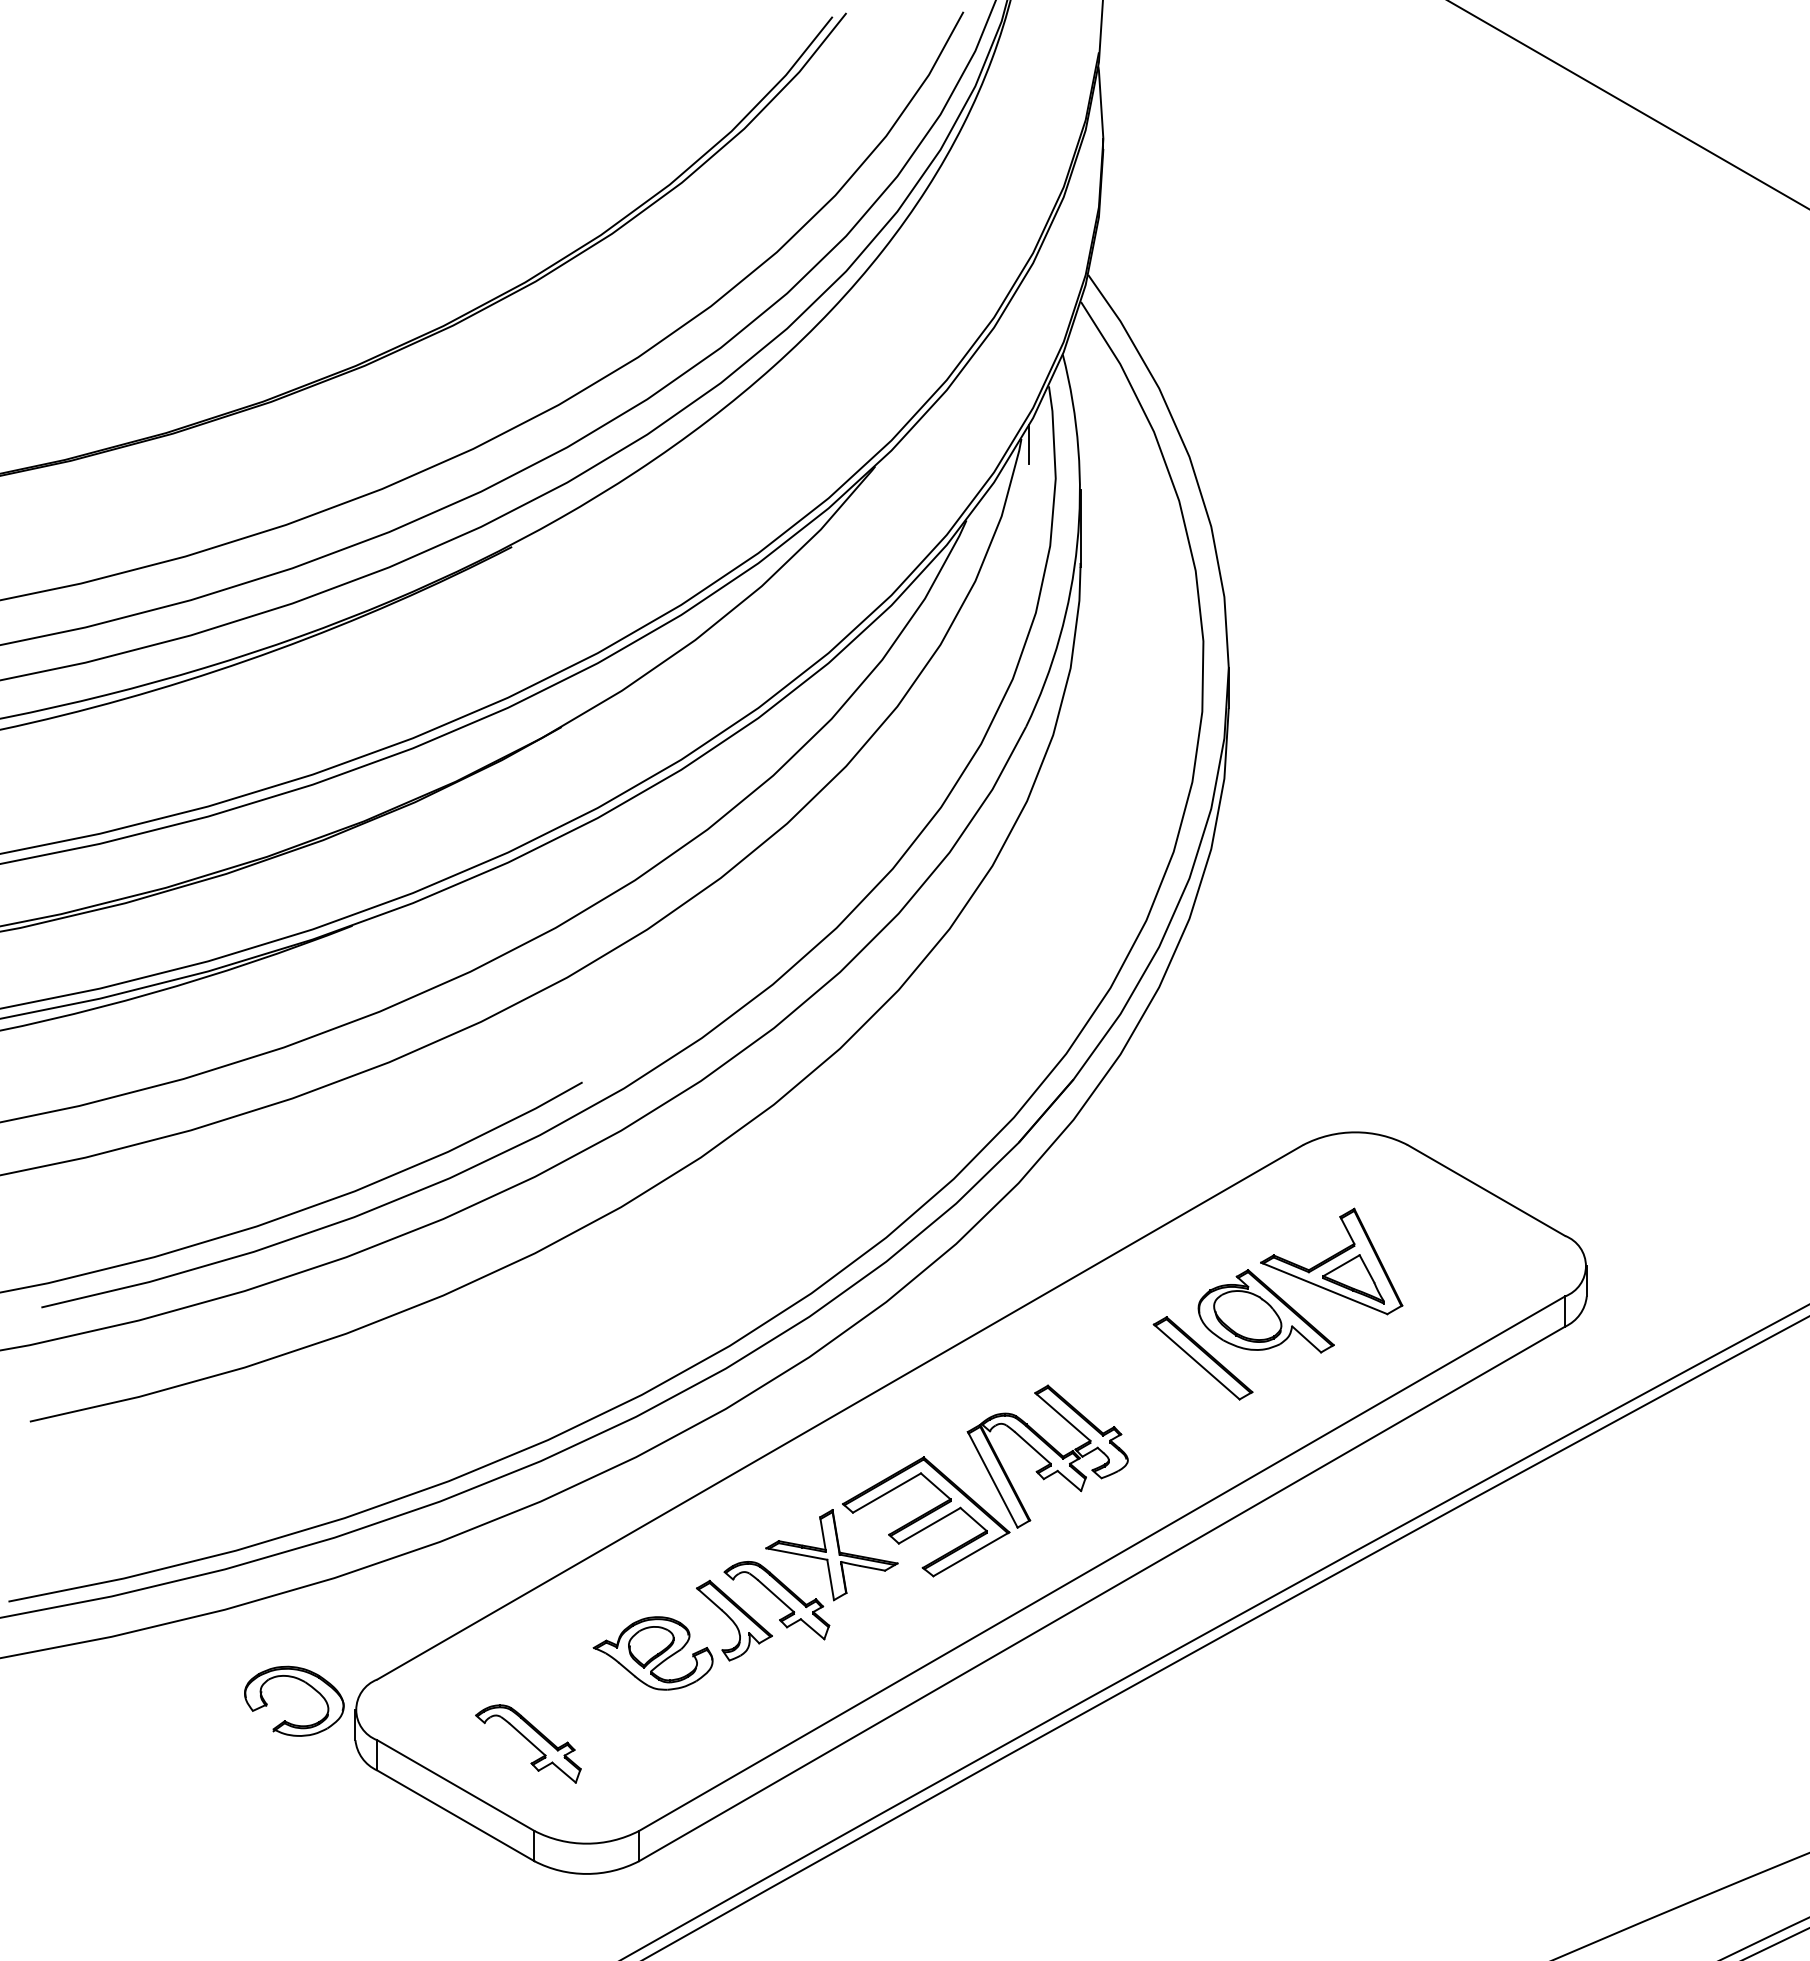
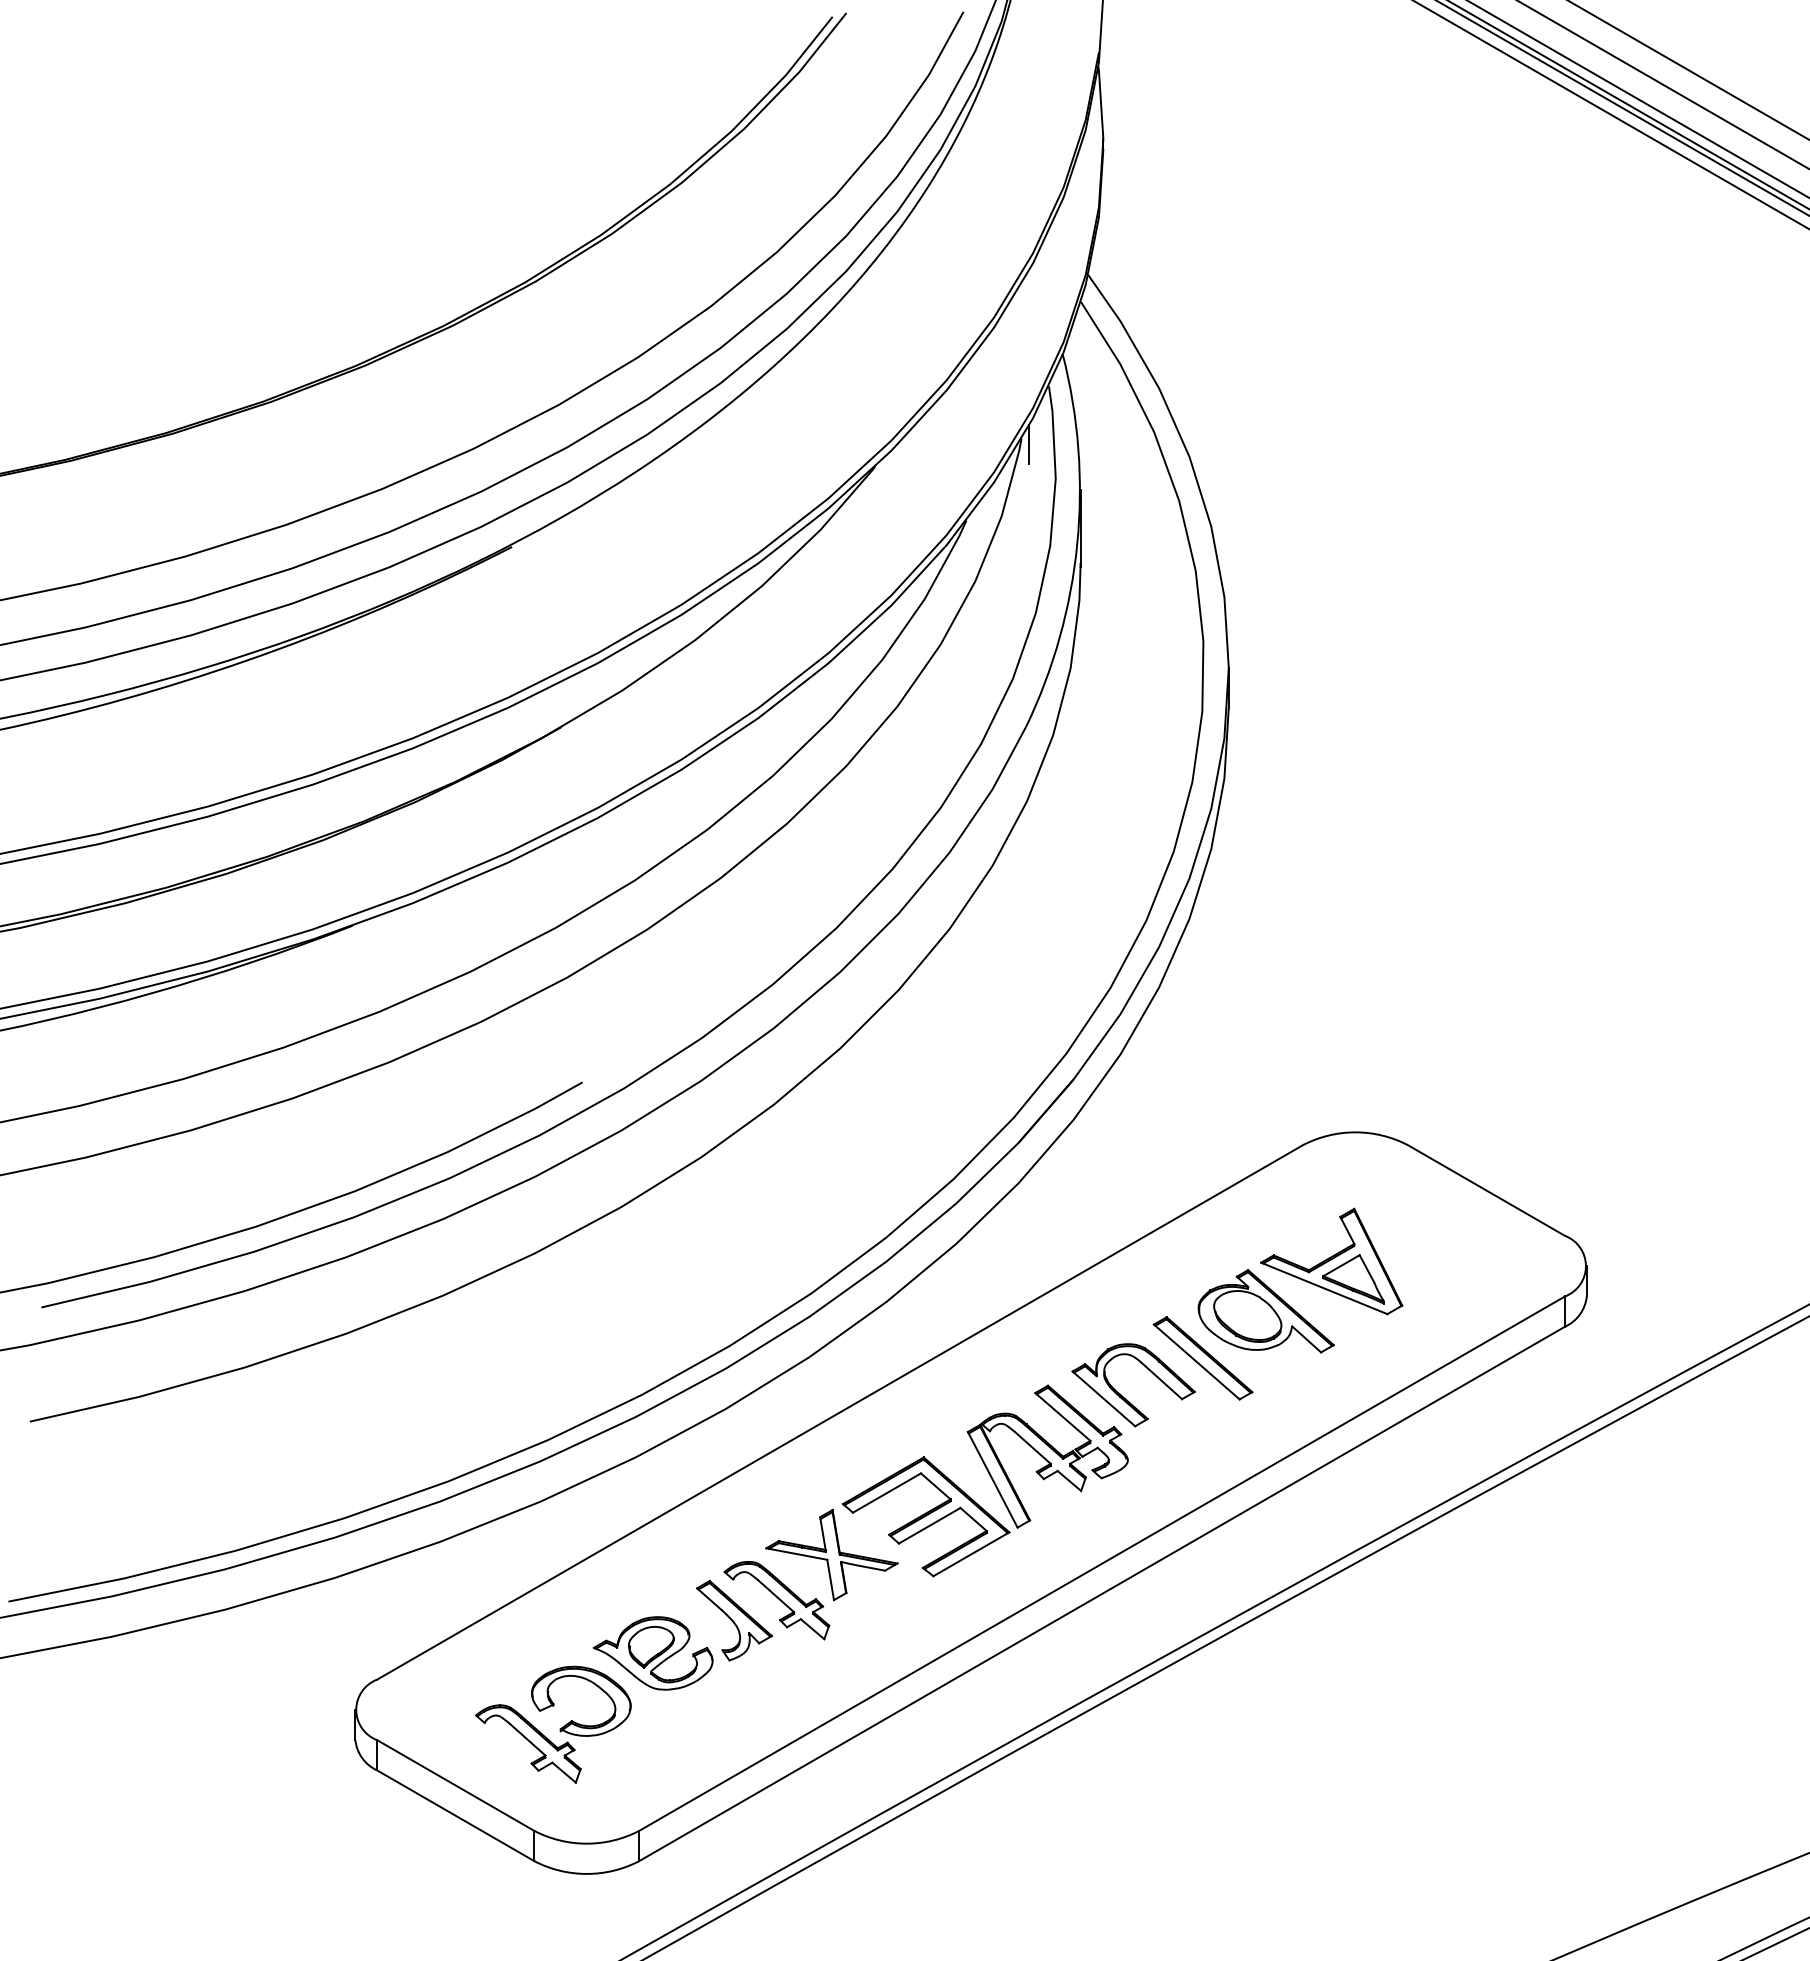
line: none -> present (1688, 70)
line: none -> present (1663, 84)
line: none -> present (1638, 99)
line: none -> present (1622, 108)
line: none -> present (1611, 114)
part: none -> present (1122, 1395)
part position: (306, 1684) -> (593, 1684) (593, 1684)
